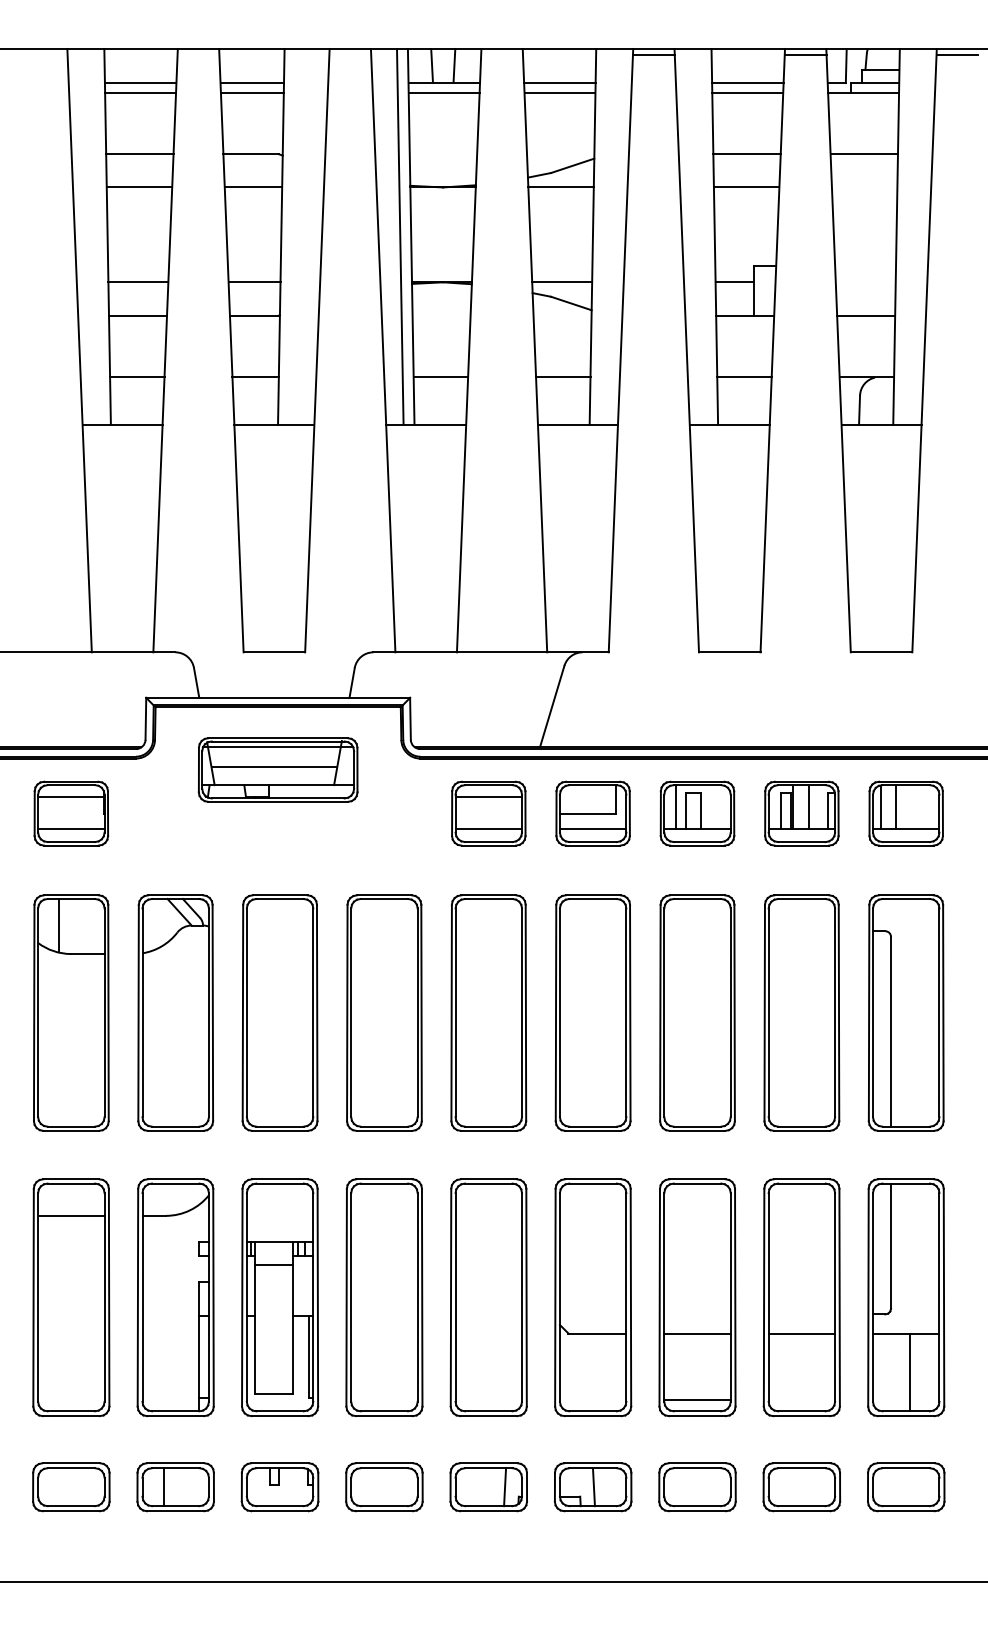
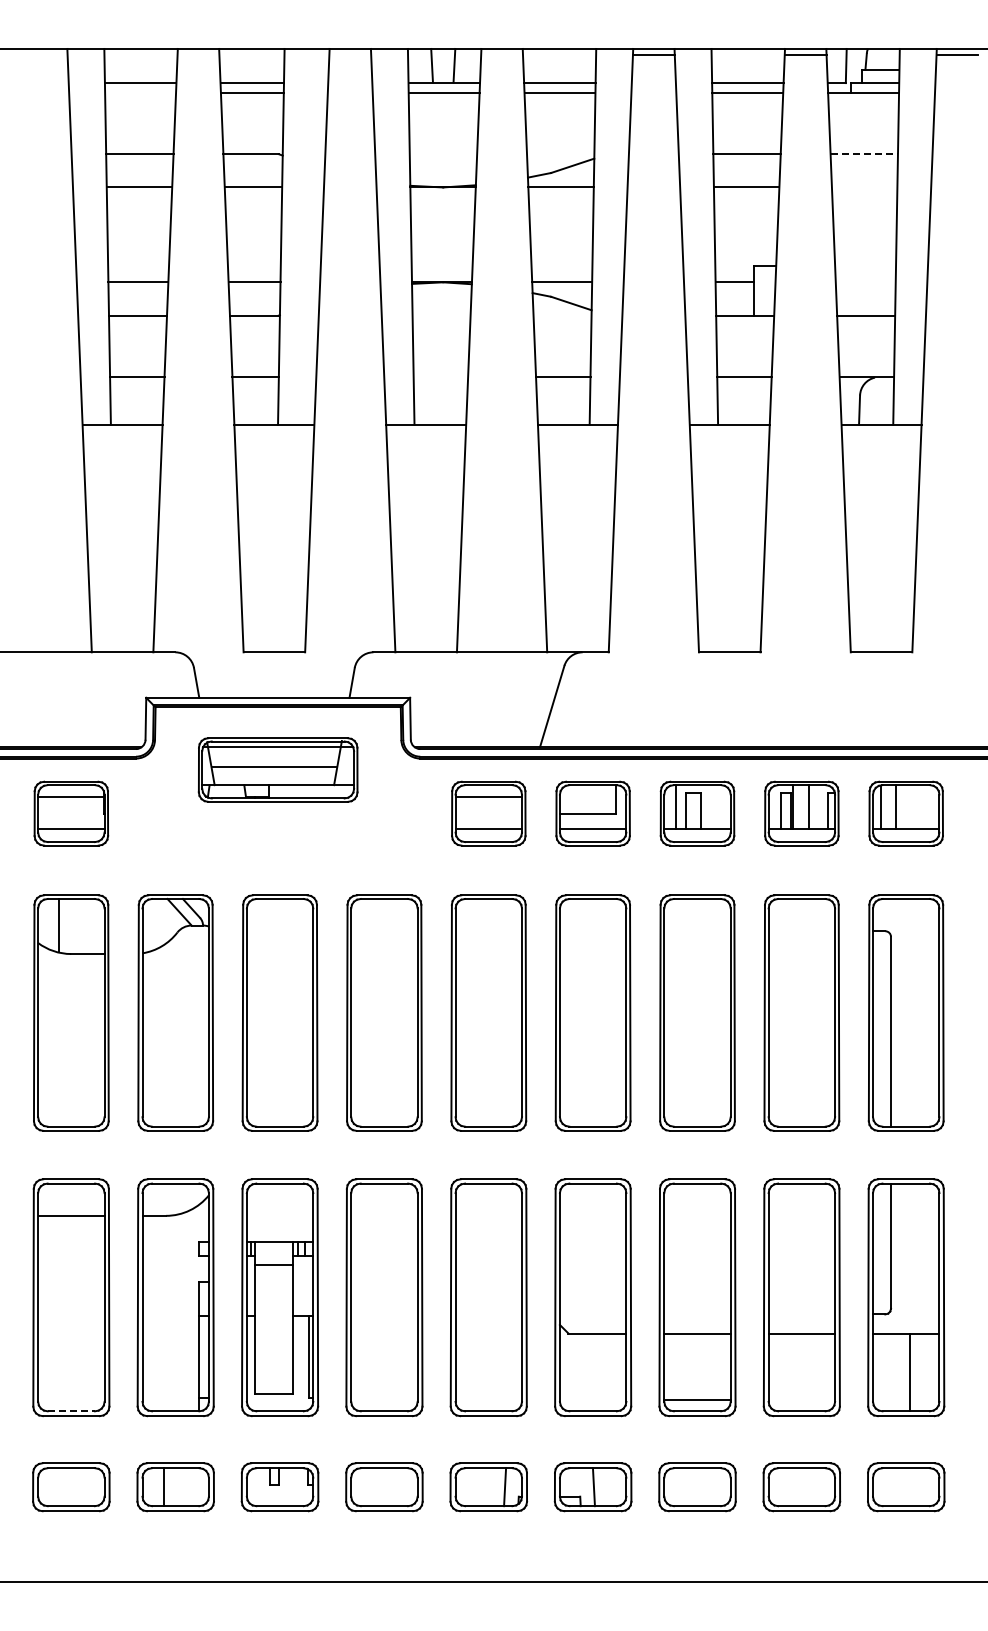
line: present -> none (140, 92)
line: solid -> dashed (864, 154)
line: present -> none (400, 236)
line: present -> none (440, 377)
line: solid -> dashed (71, 1411)
